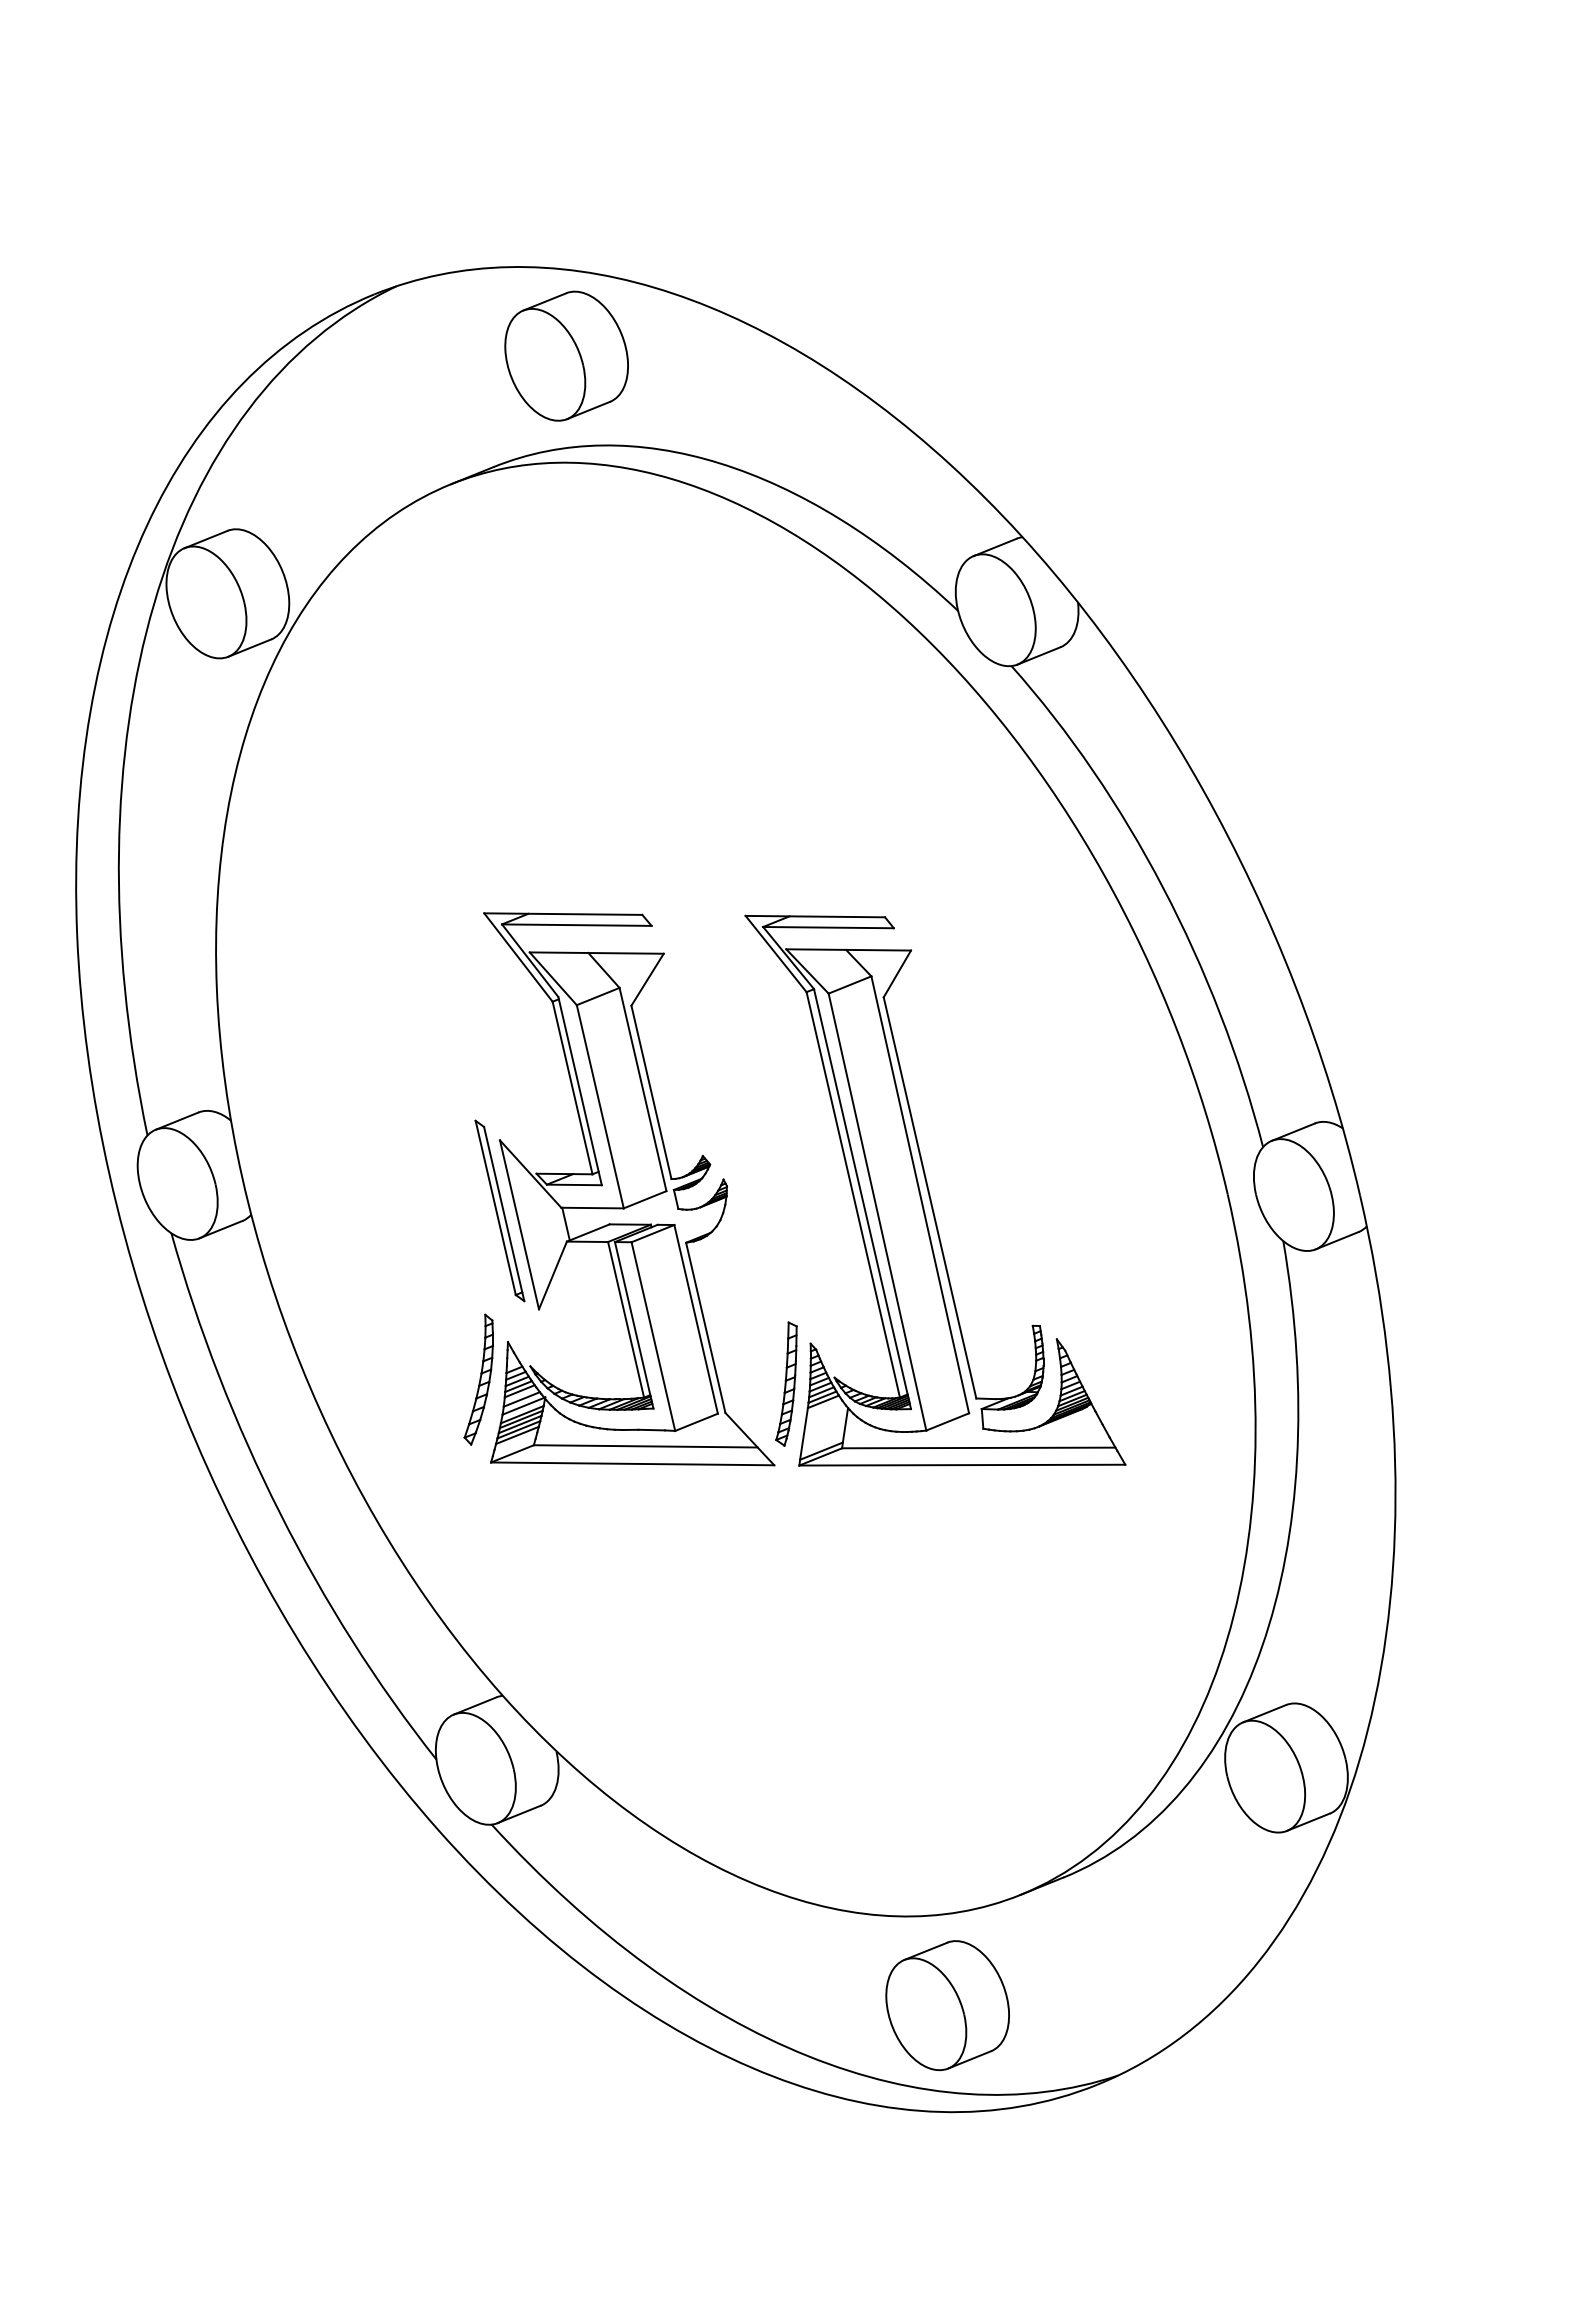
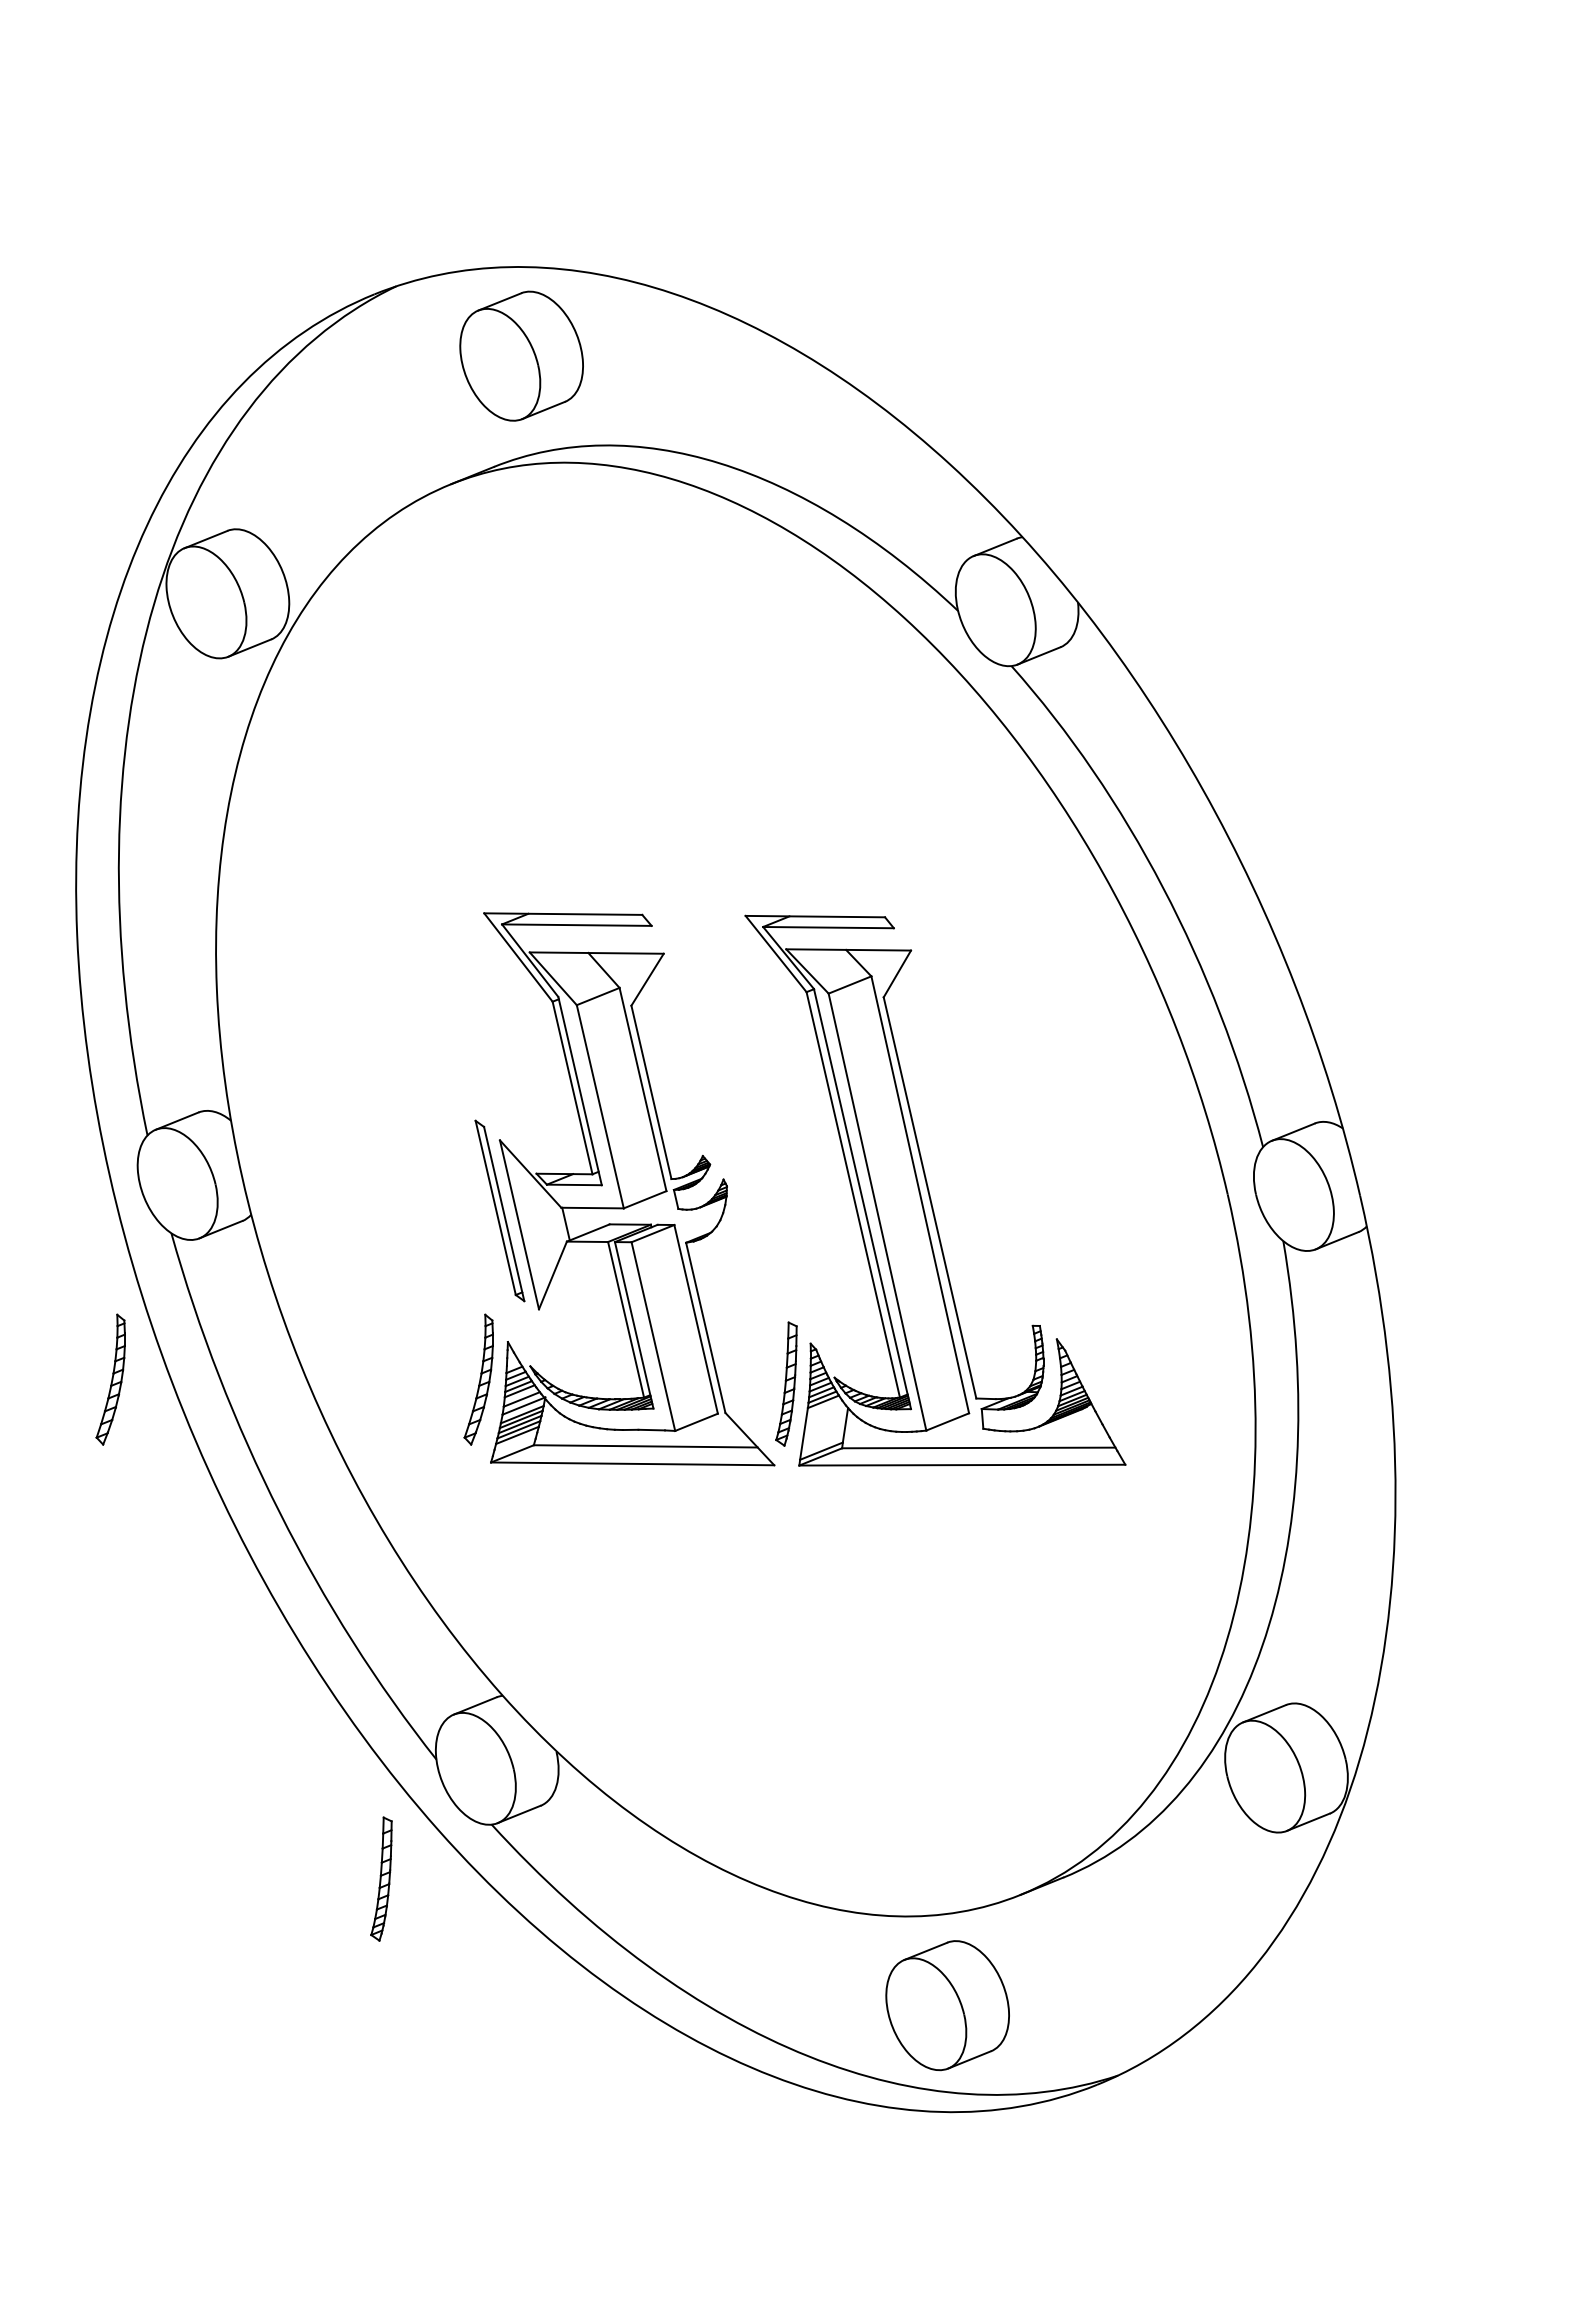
part position: (566, 355) -> (521, 355) (521, 355)
part: none -> present (110, 1379)
part: none -> present (381, 1878)
